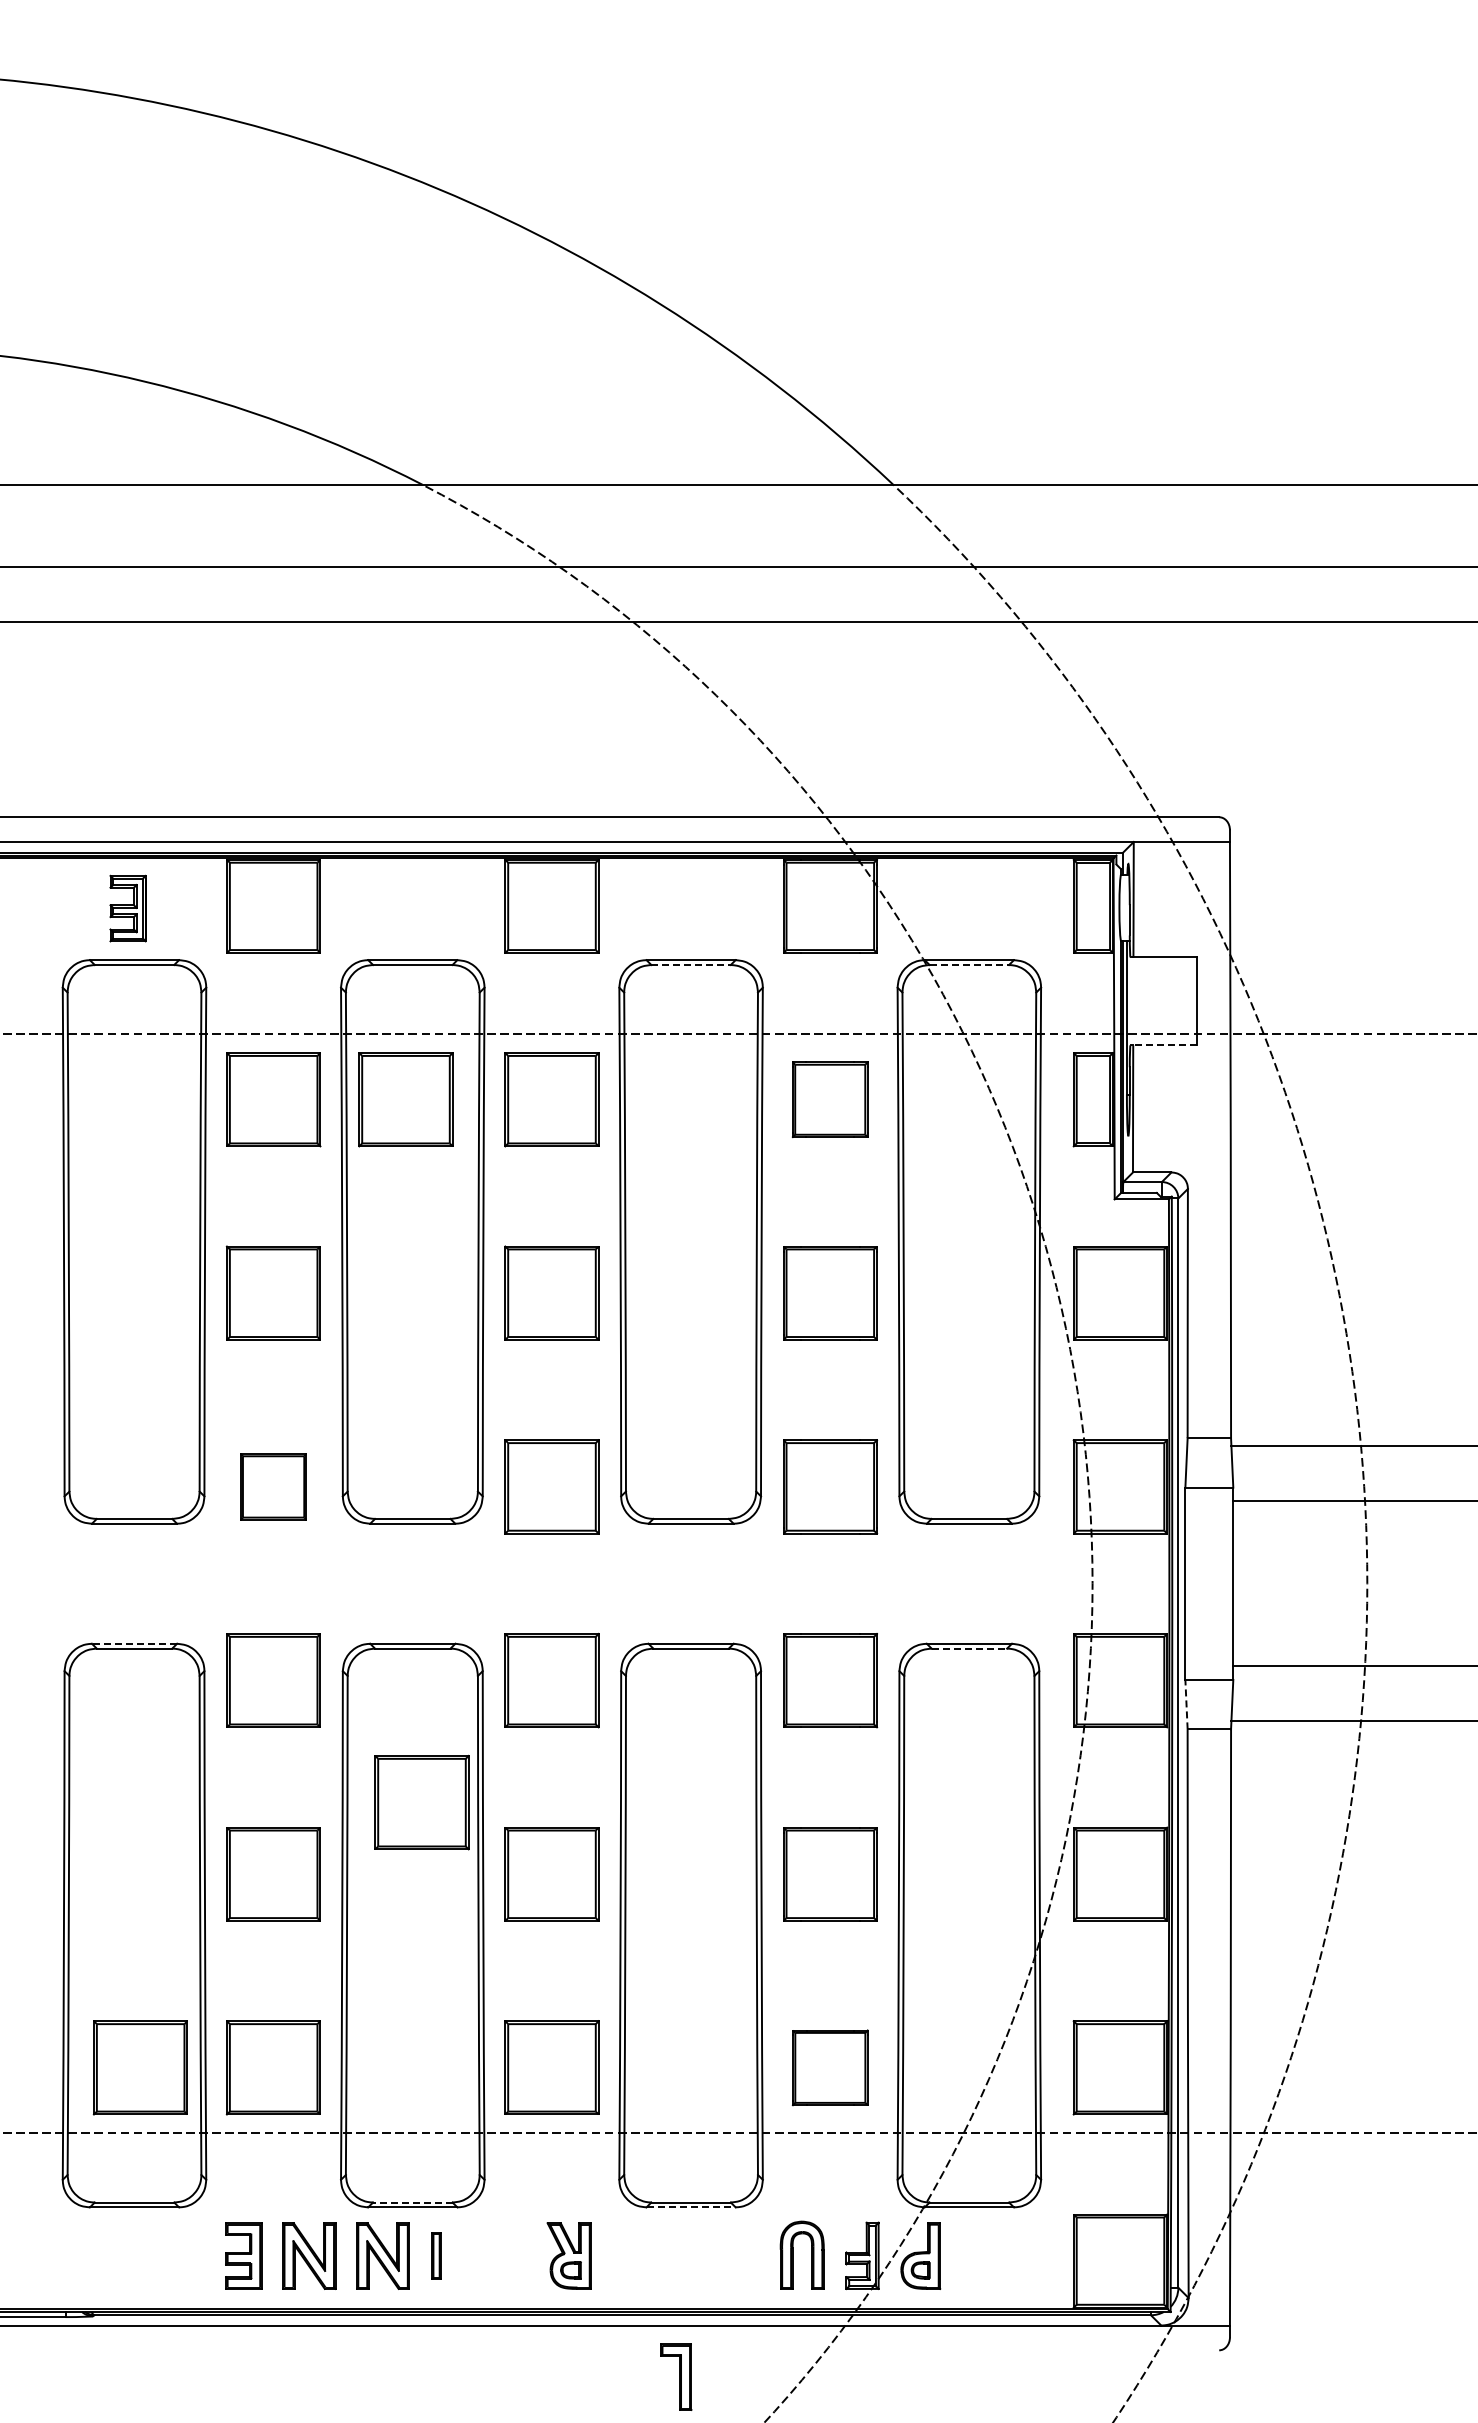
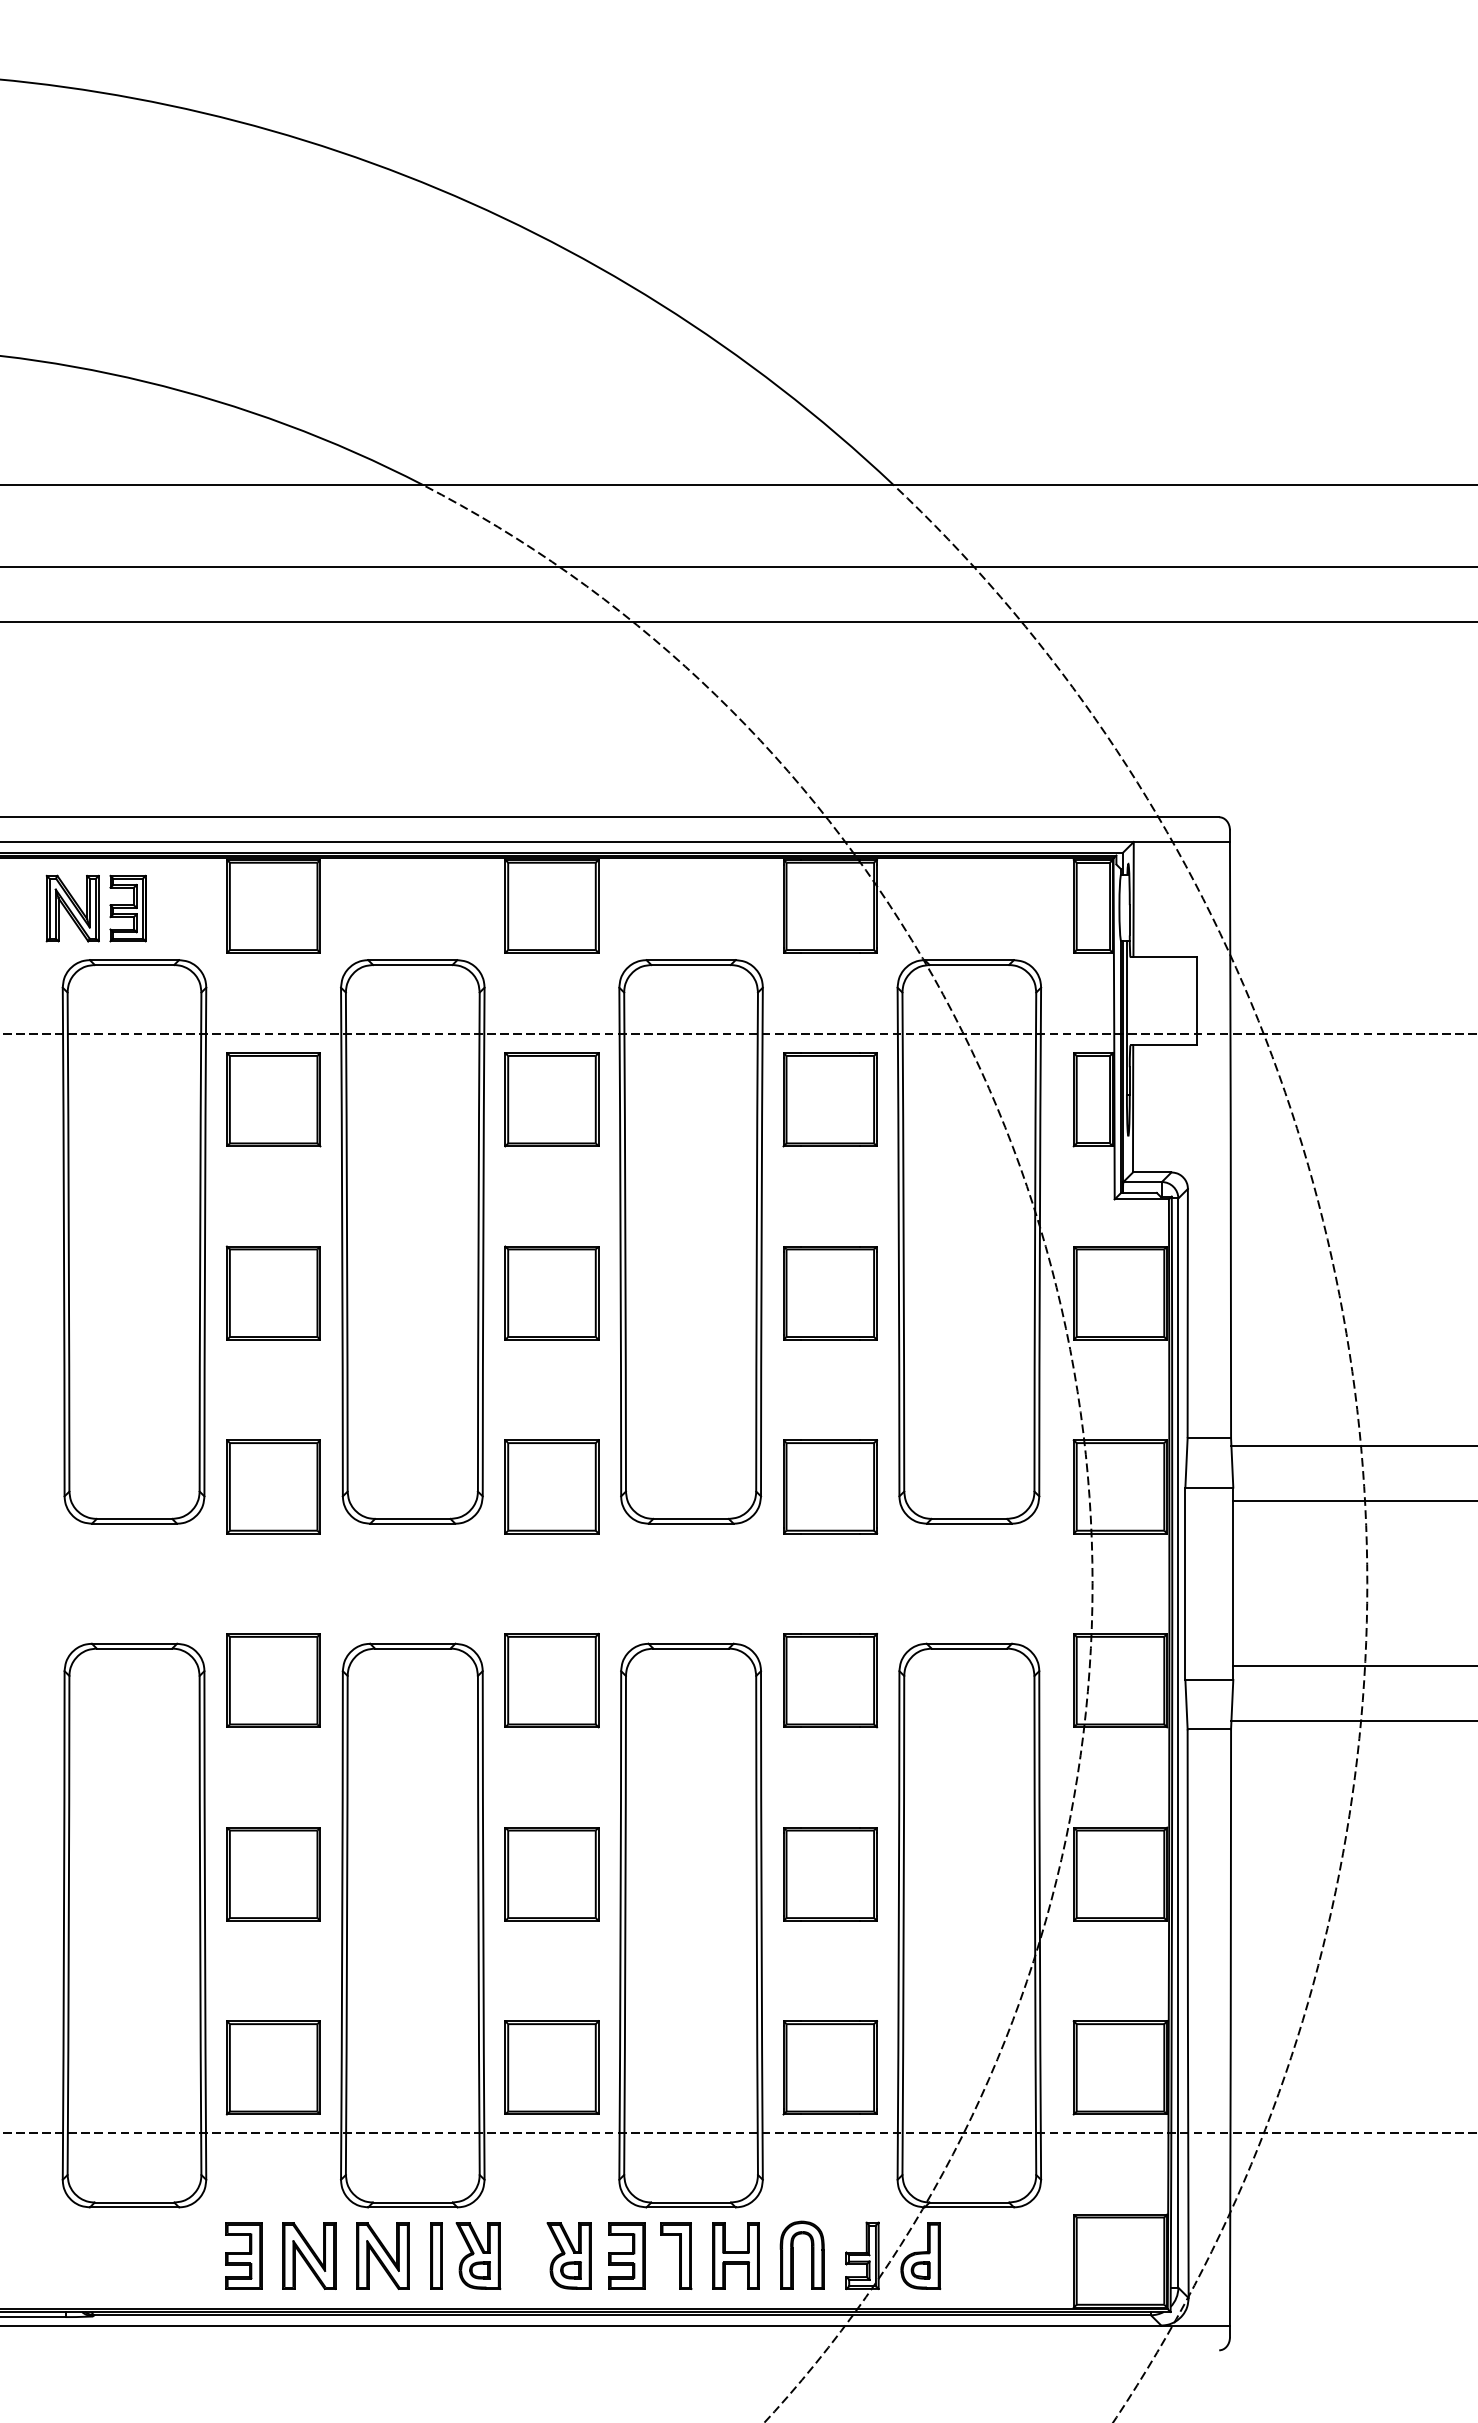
part: none -> present (72, 908)
line: dashed -> solid (691, 965)
line: dashed -> solid (969, 965)
line: dashed -> solid (1165, 1045)
part: present -> none (405, 1099)
part size: 78x78 px -> 96x96 px (829, 1099)
part size: 67x68 px -> 95x96 px (273, 1486)
line: dashed -> solid (134, 1643)
line: dashed -> solid (969, 1648)
line: dashed -> solid (1186, 1704)
part: present -> none (421, 1802)
part: present -> none (139, 2067)
part size: 78x78 px -> 97x96 px (830, 2067)
line: dashed -> solid (412, 2202)
line: dashed -> solid (691, 2207)
part size: 11x48 px -> 13x68 px (436, 2255)
part: none -> present (478, 2255)
part: none -> present (626, 2255)
part: none -> present (735, 2255)
part position: (676, 2376) -> (676, 2255) (676, 2255)
